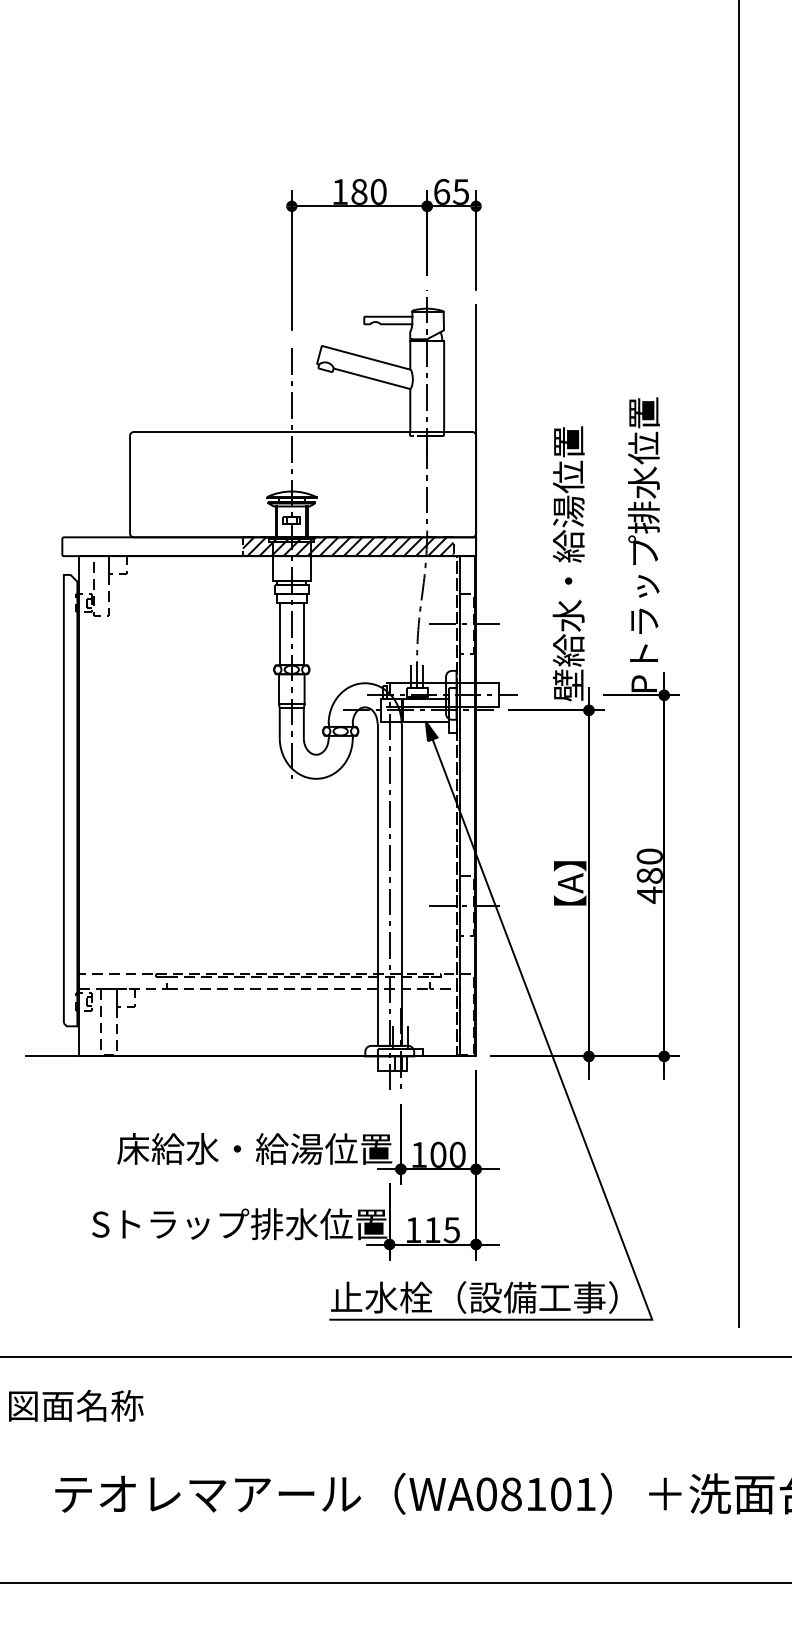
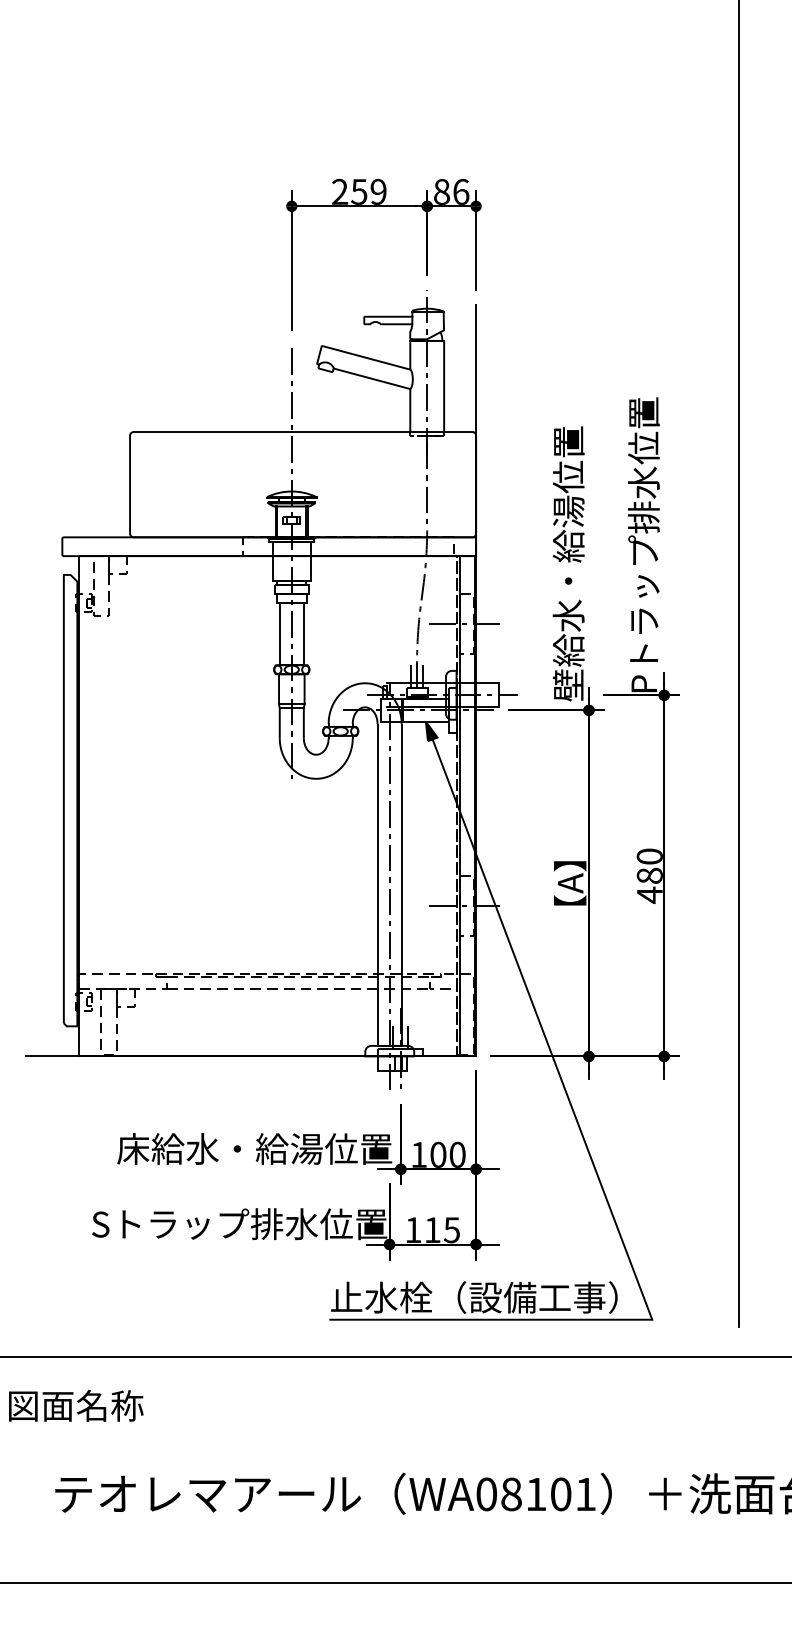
text: 180 -> 259 (359, 191)
text: 65 -> 86 (451, 191)
hatch: present -> none (347, 546)
